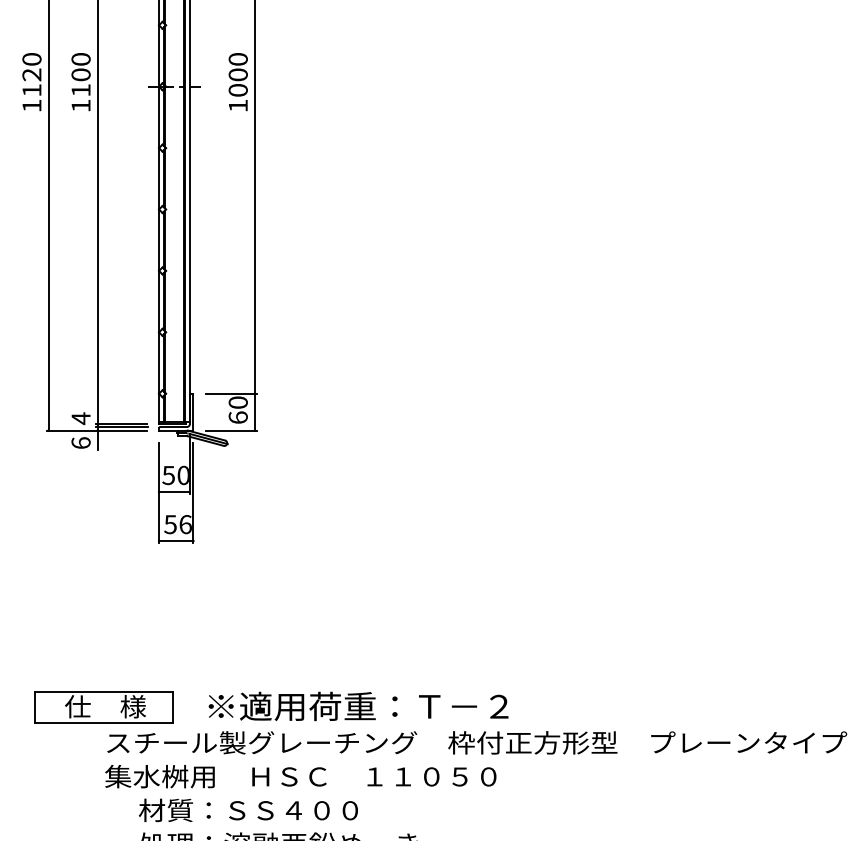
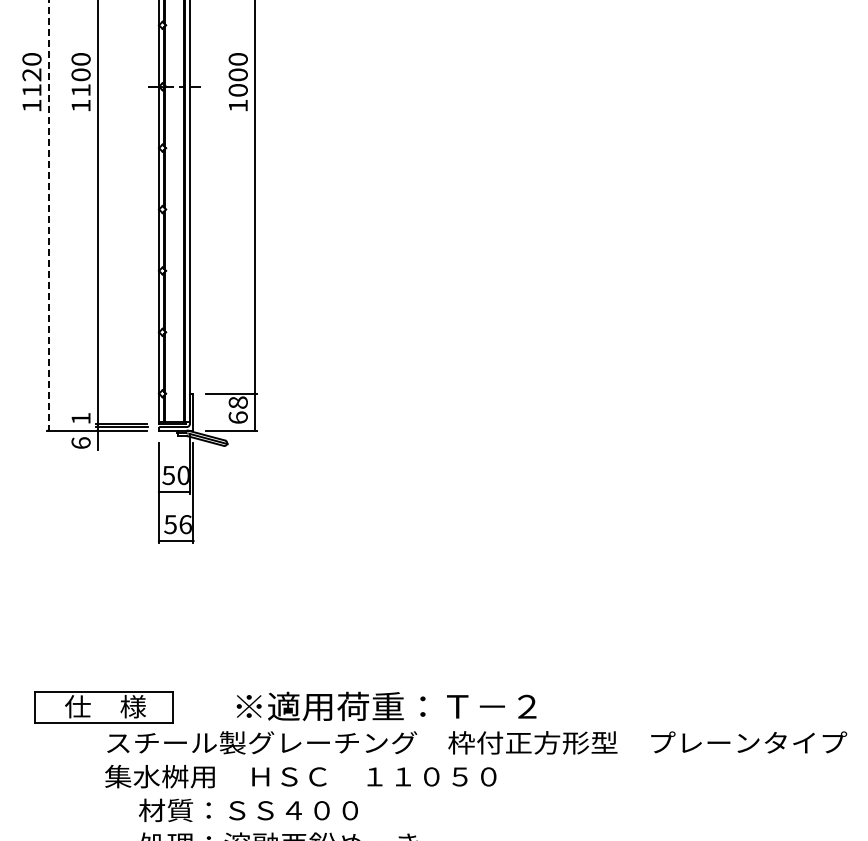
line: solid -> dashed (48, 215)
text: 60 -> 68 (238, 402)
text: 4 -> 1 (80, 418)
text position: (358, 706) -> (386, 706) (386, 706)
